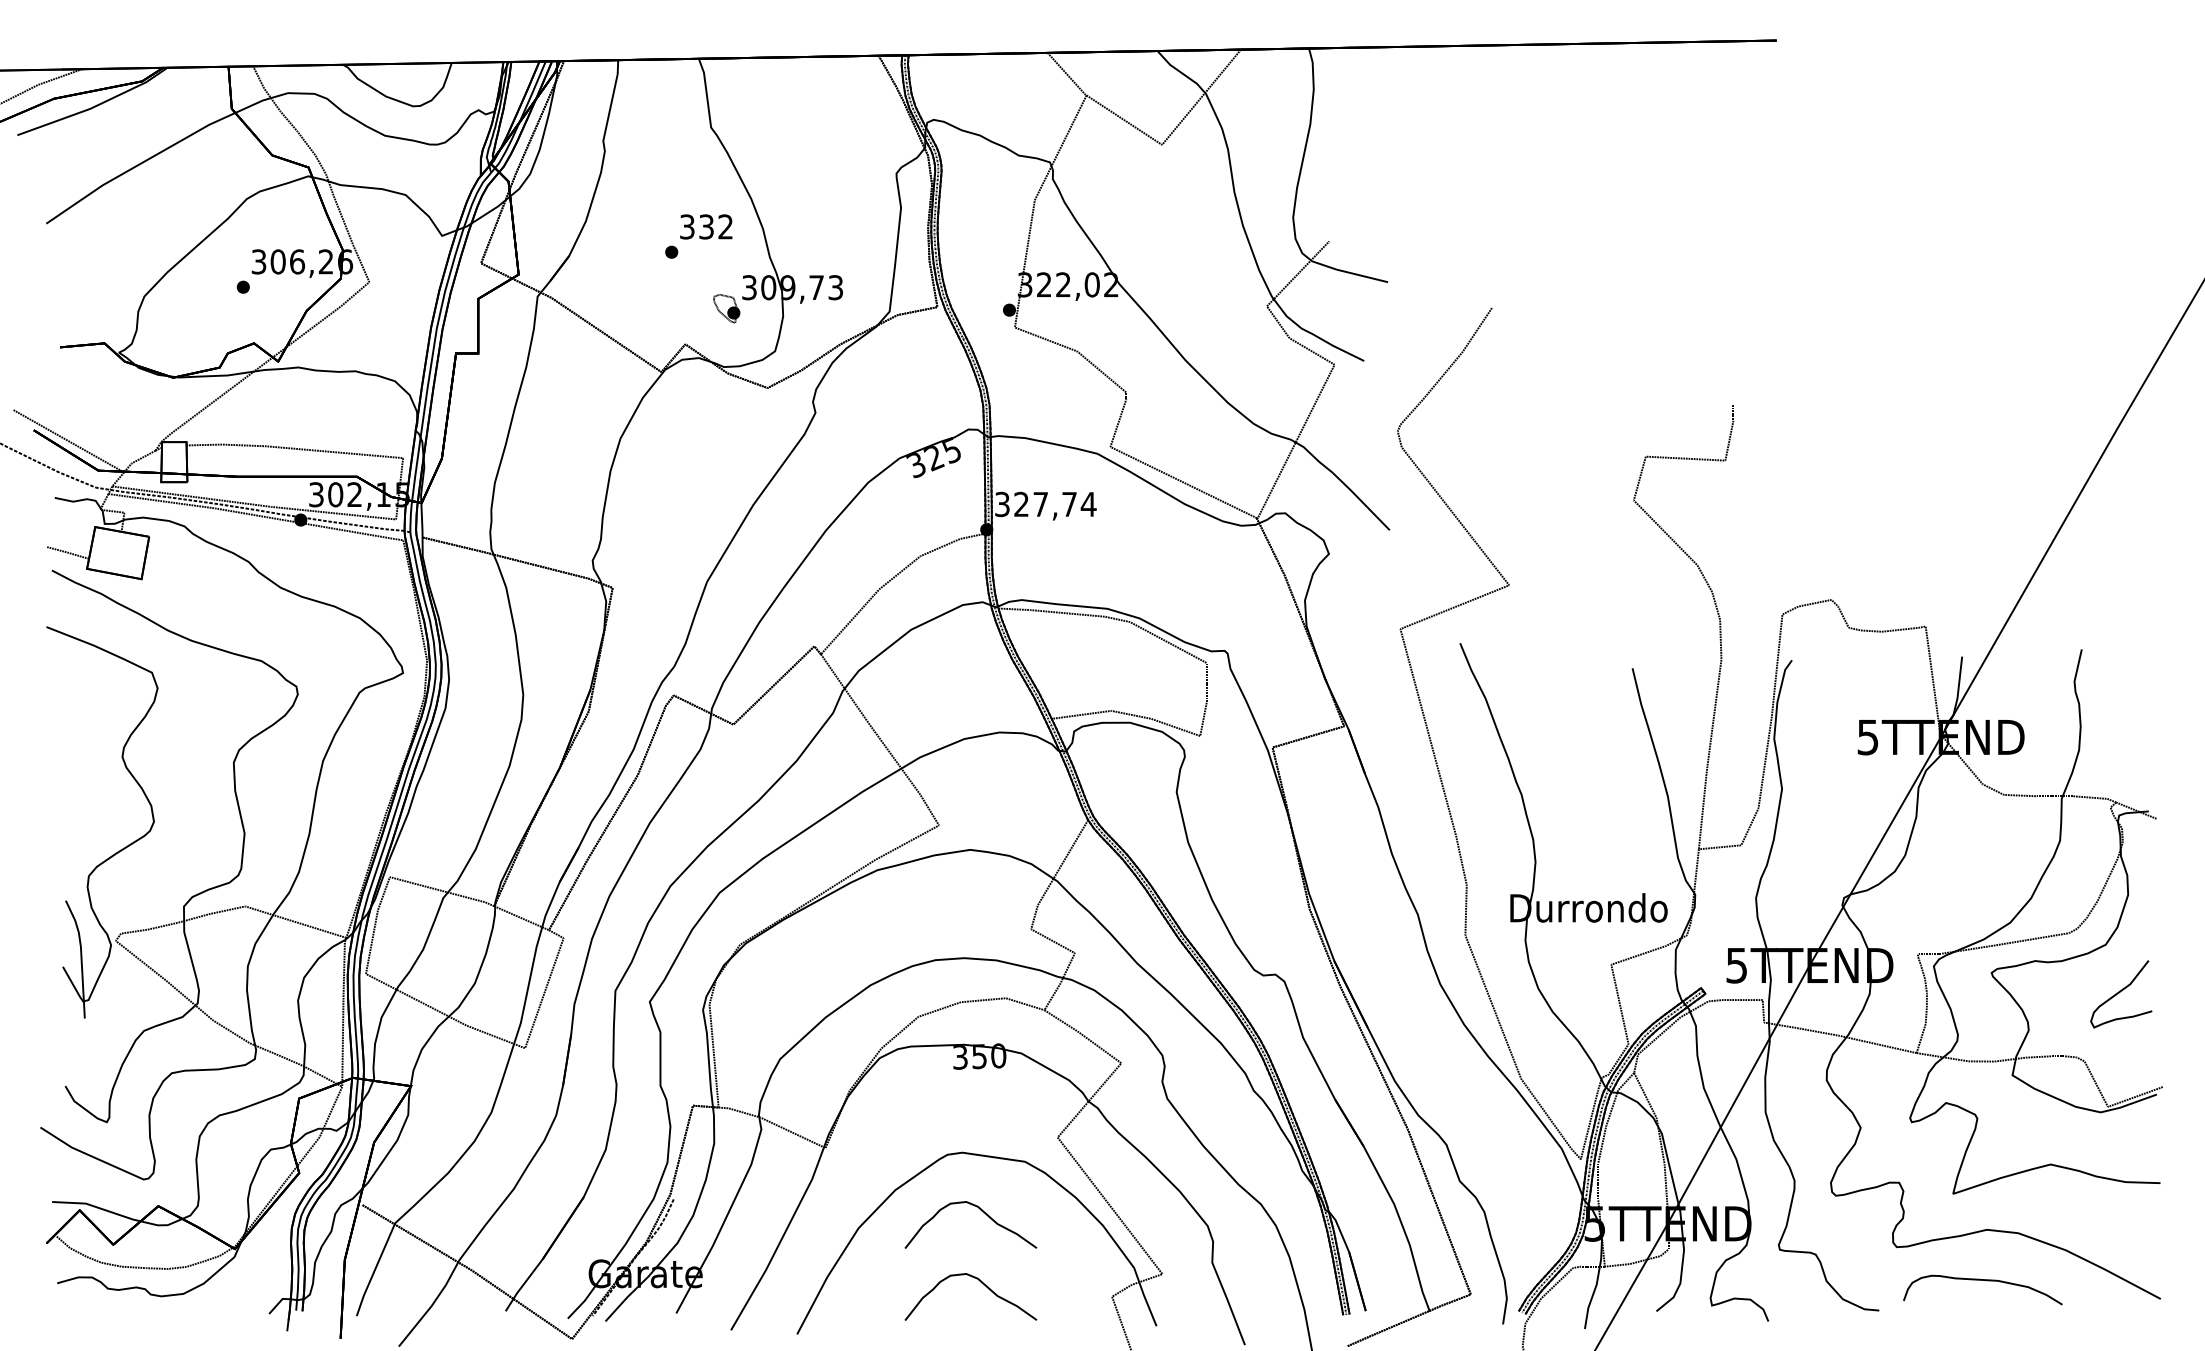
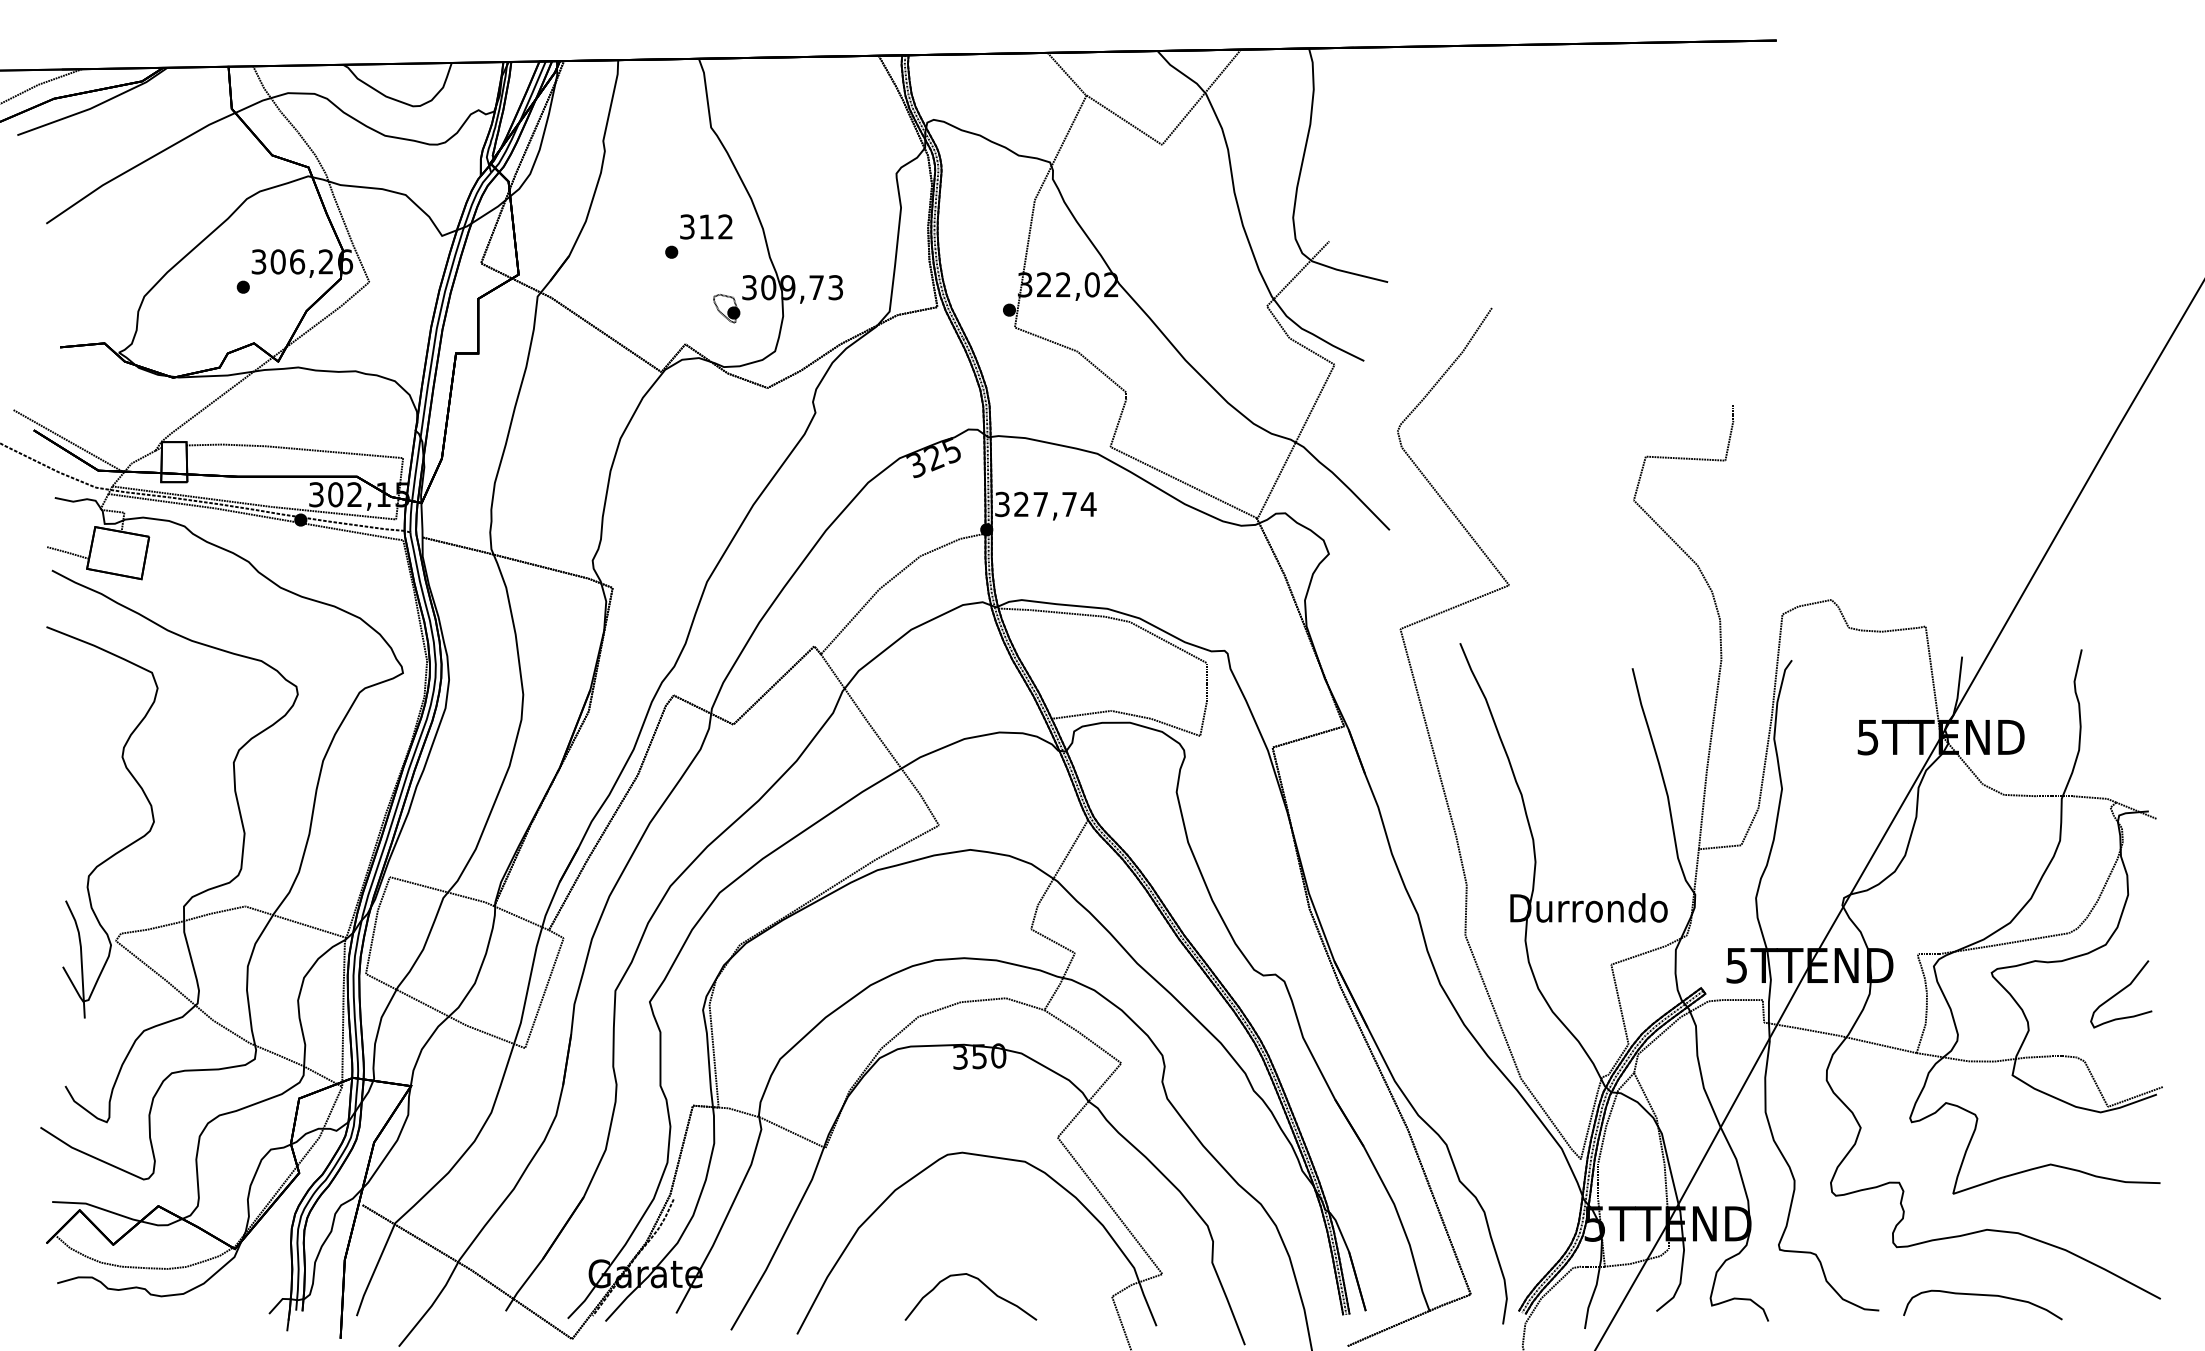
text: 332 -> 312 (706, 226)
curve: present -> none (982, 1212)
curve position: (1986, 1281) -> (1986, 1296) (1986, 1296)
